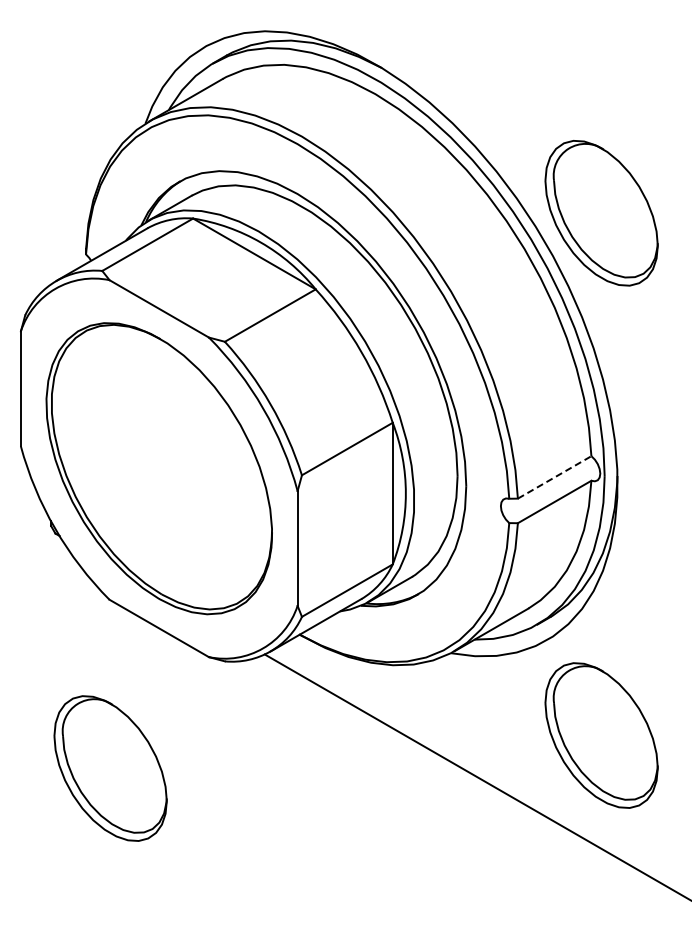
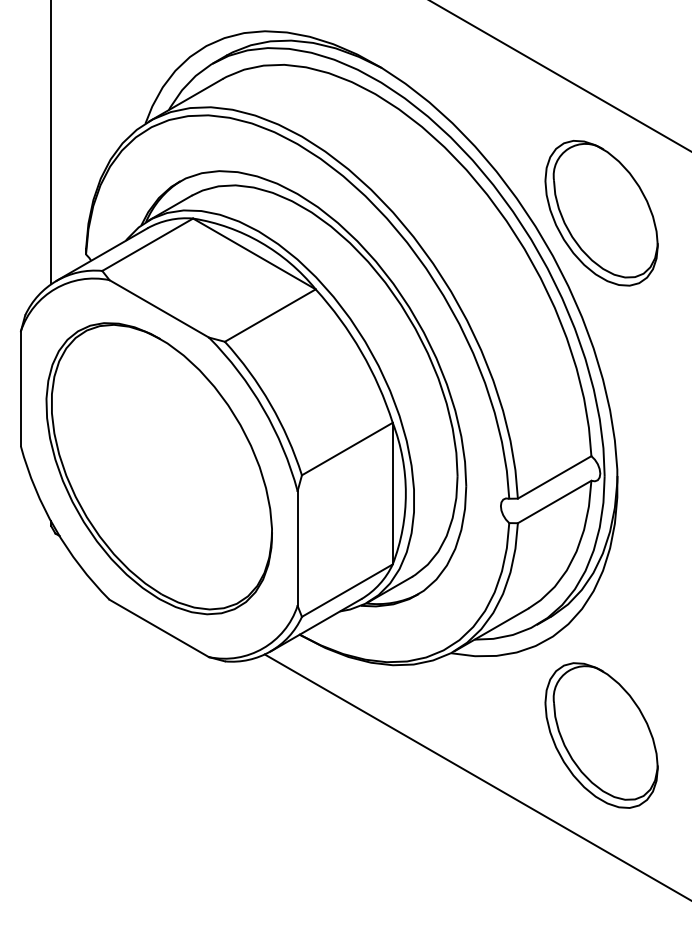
line: none -> present (560, 76)
line: none -> present (51, 143)
line: dashed -> solid (555, 477)
part: present -> none (110, 768)
